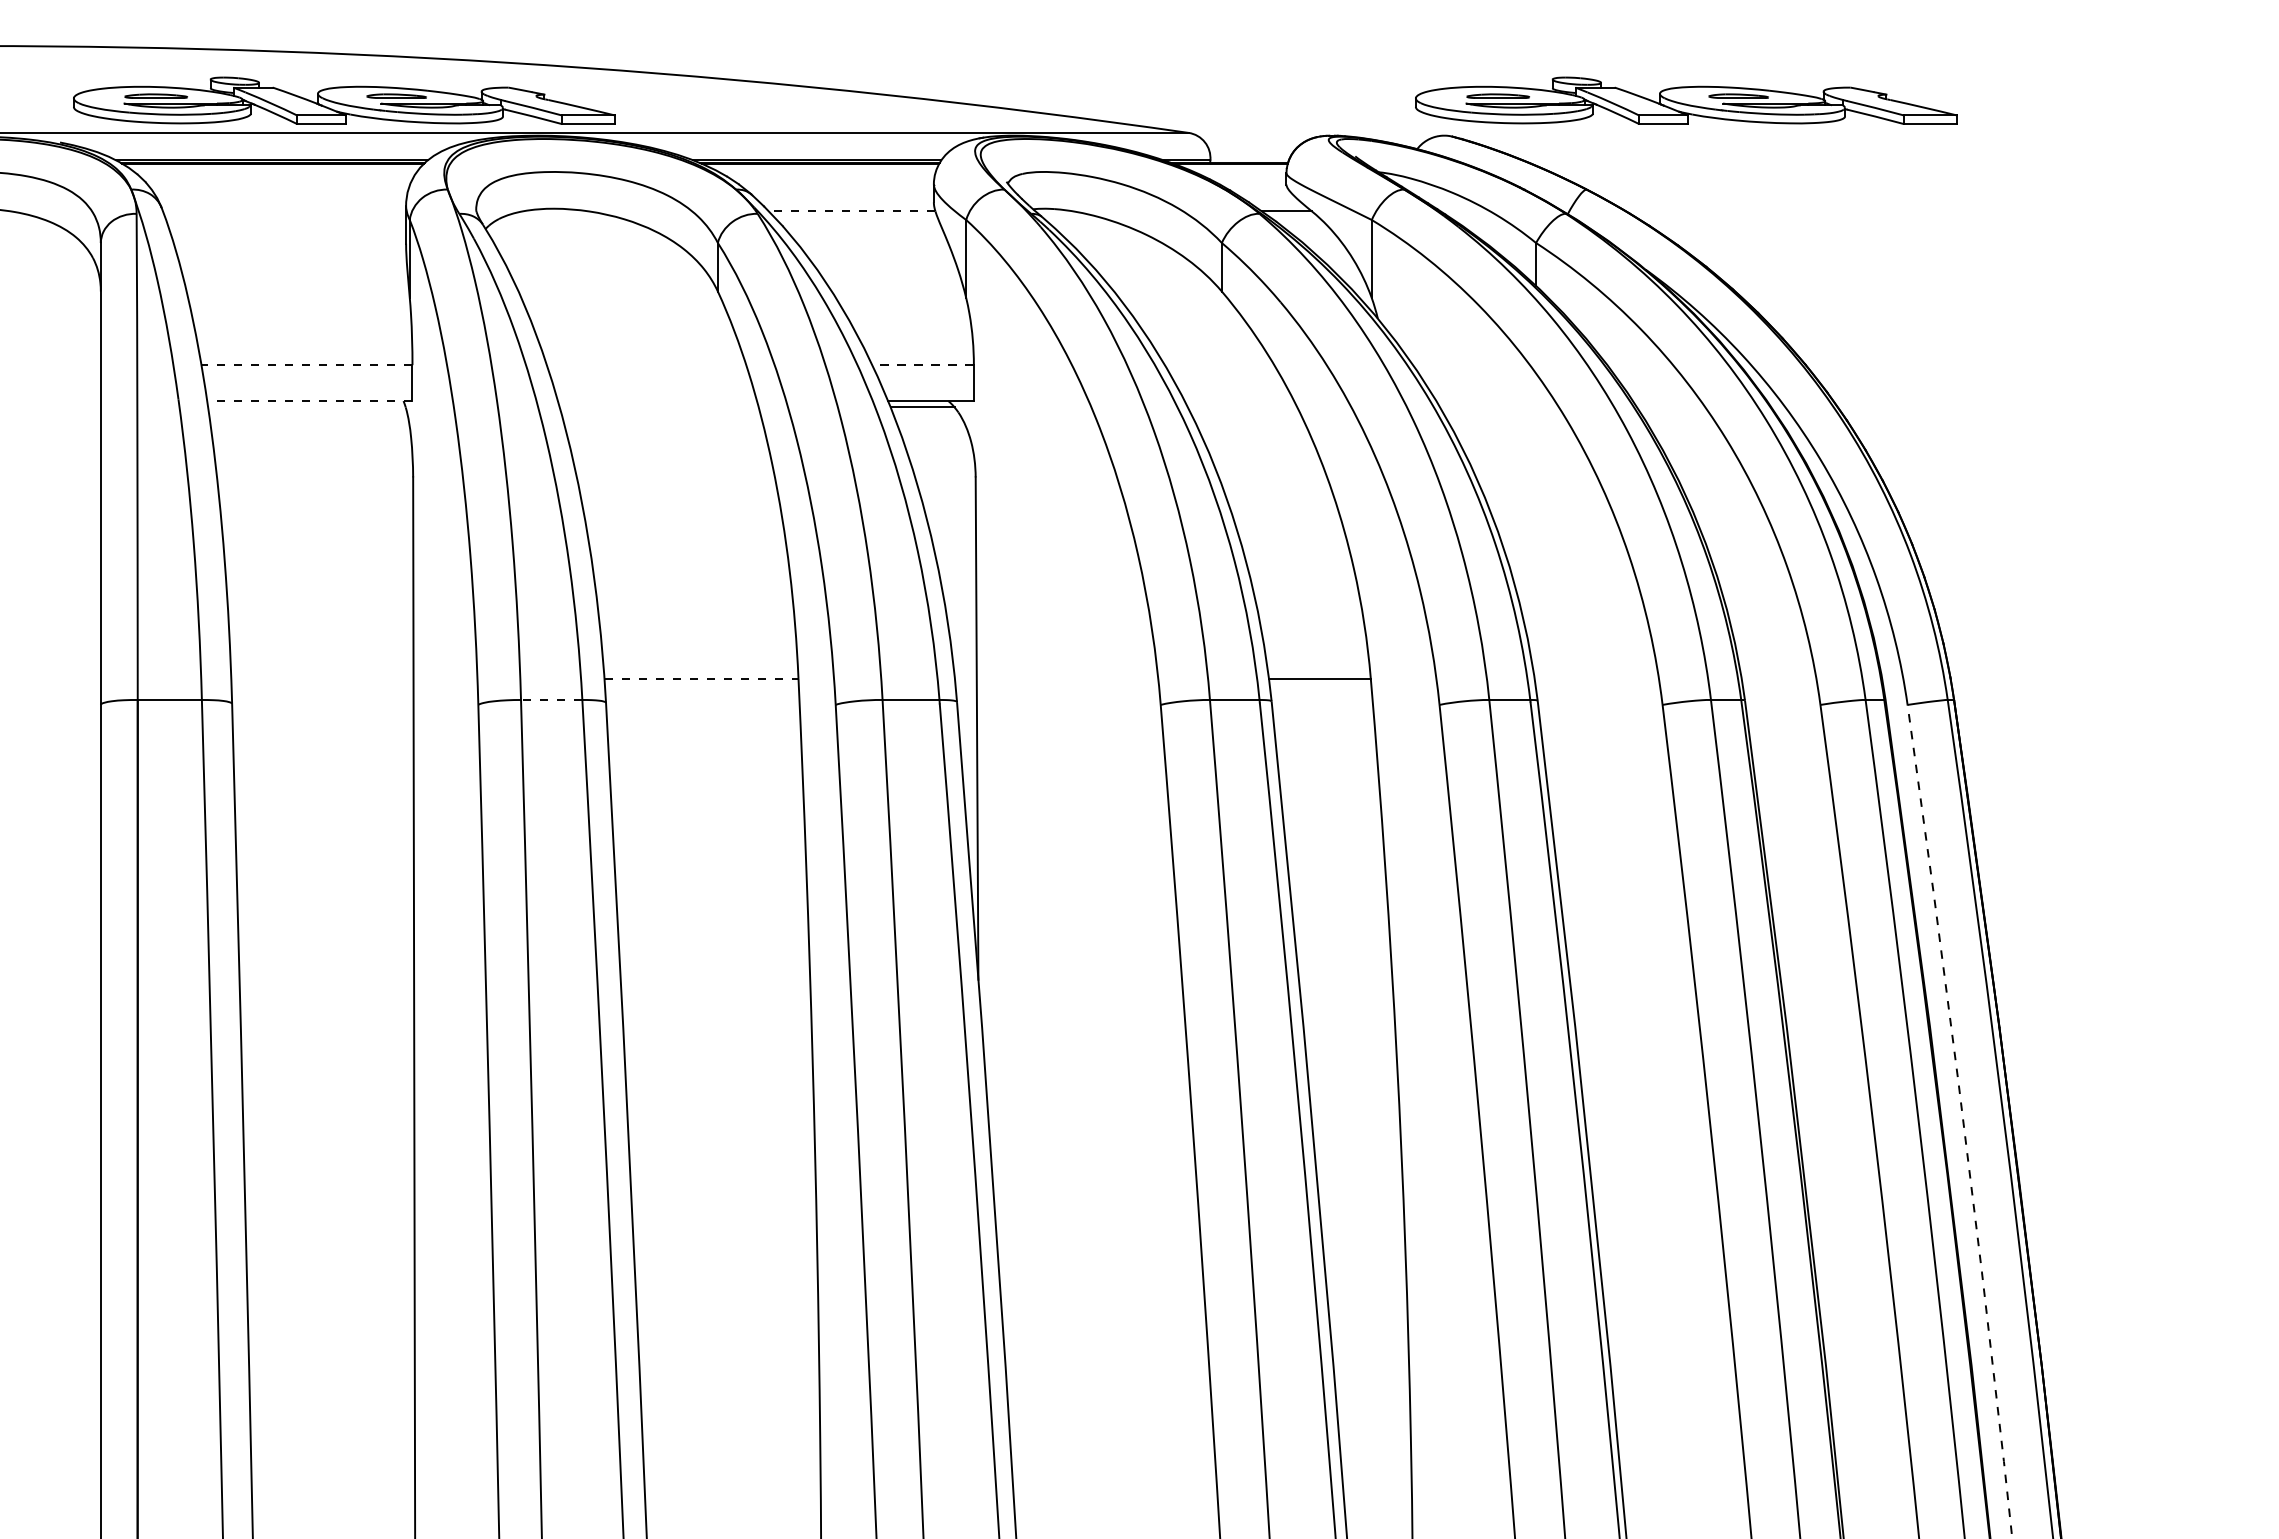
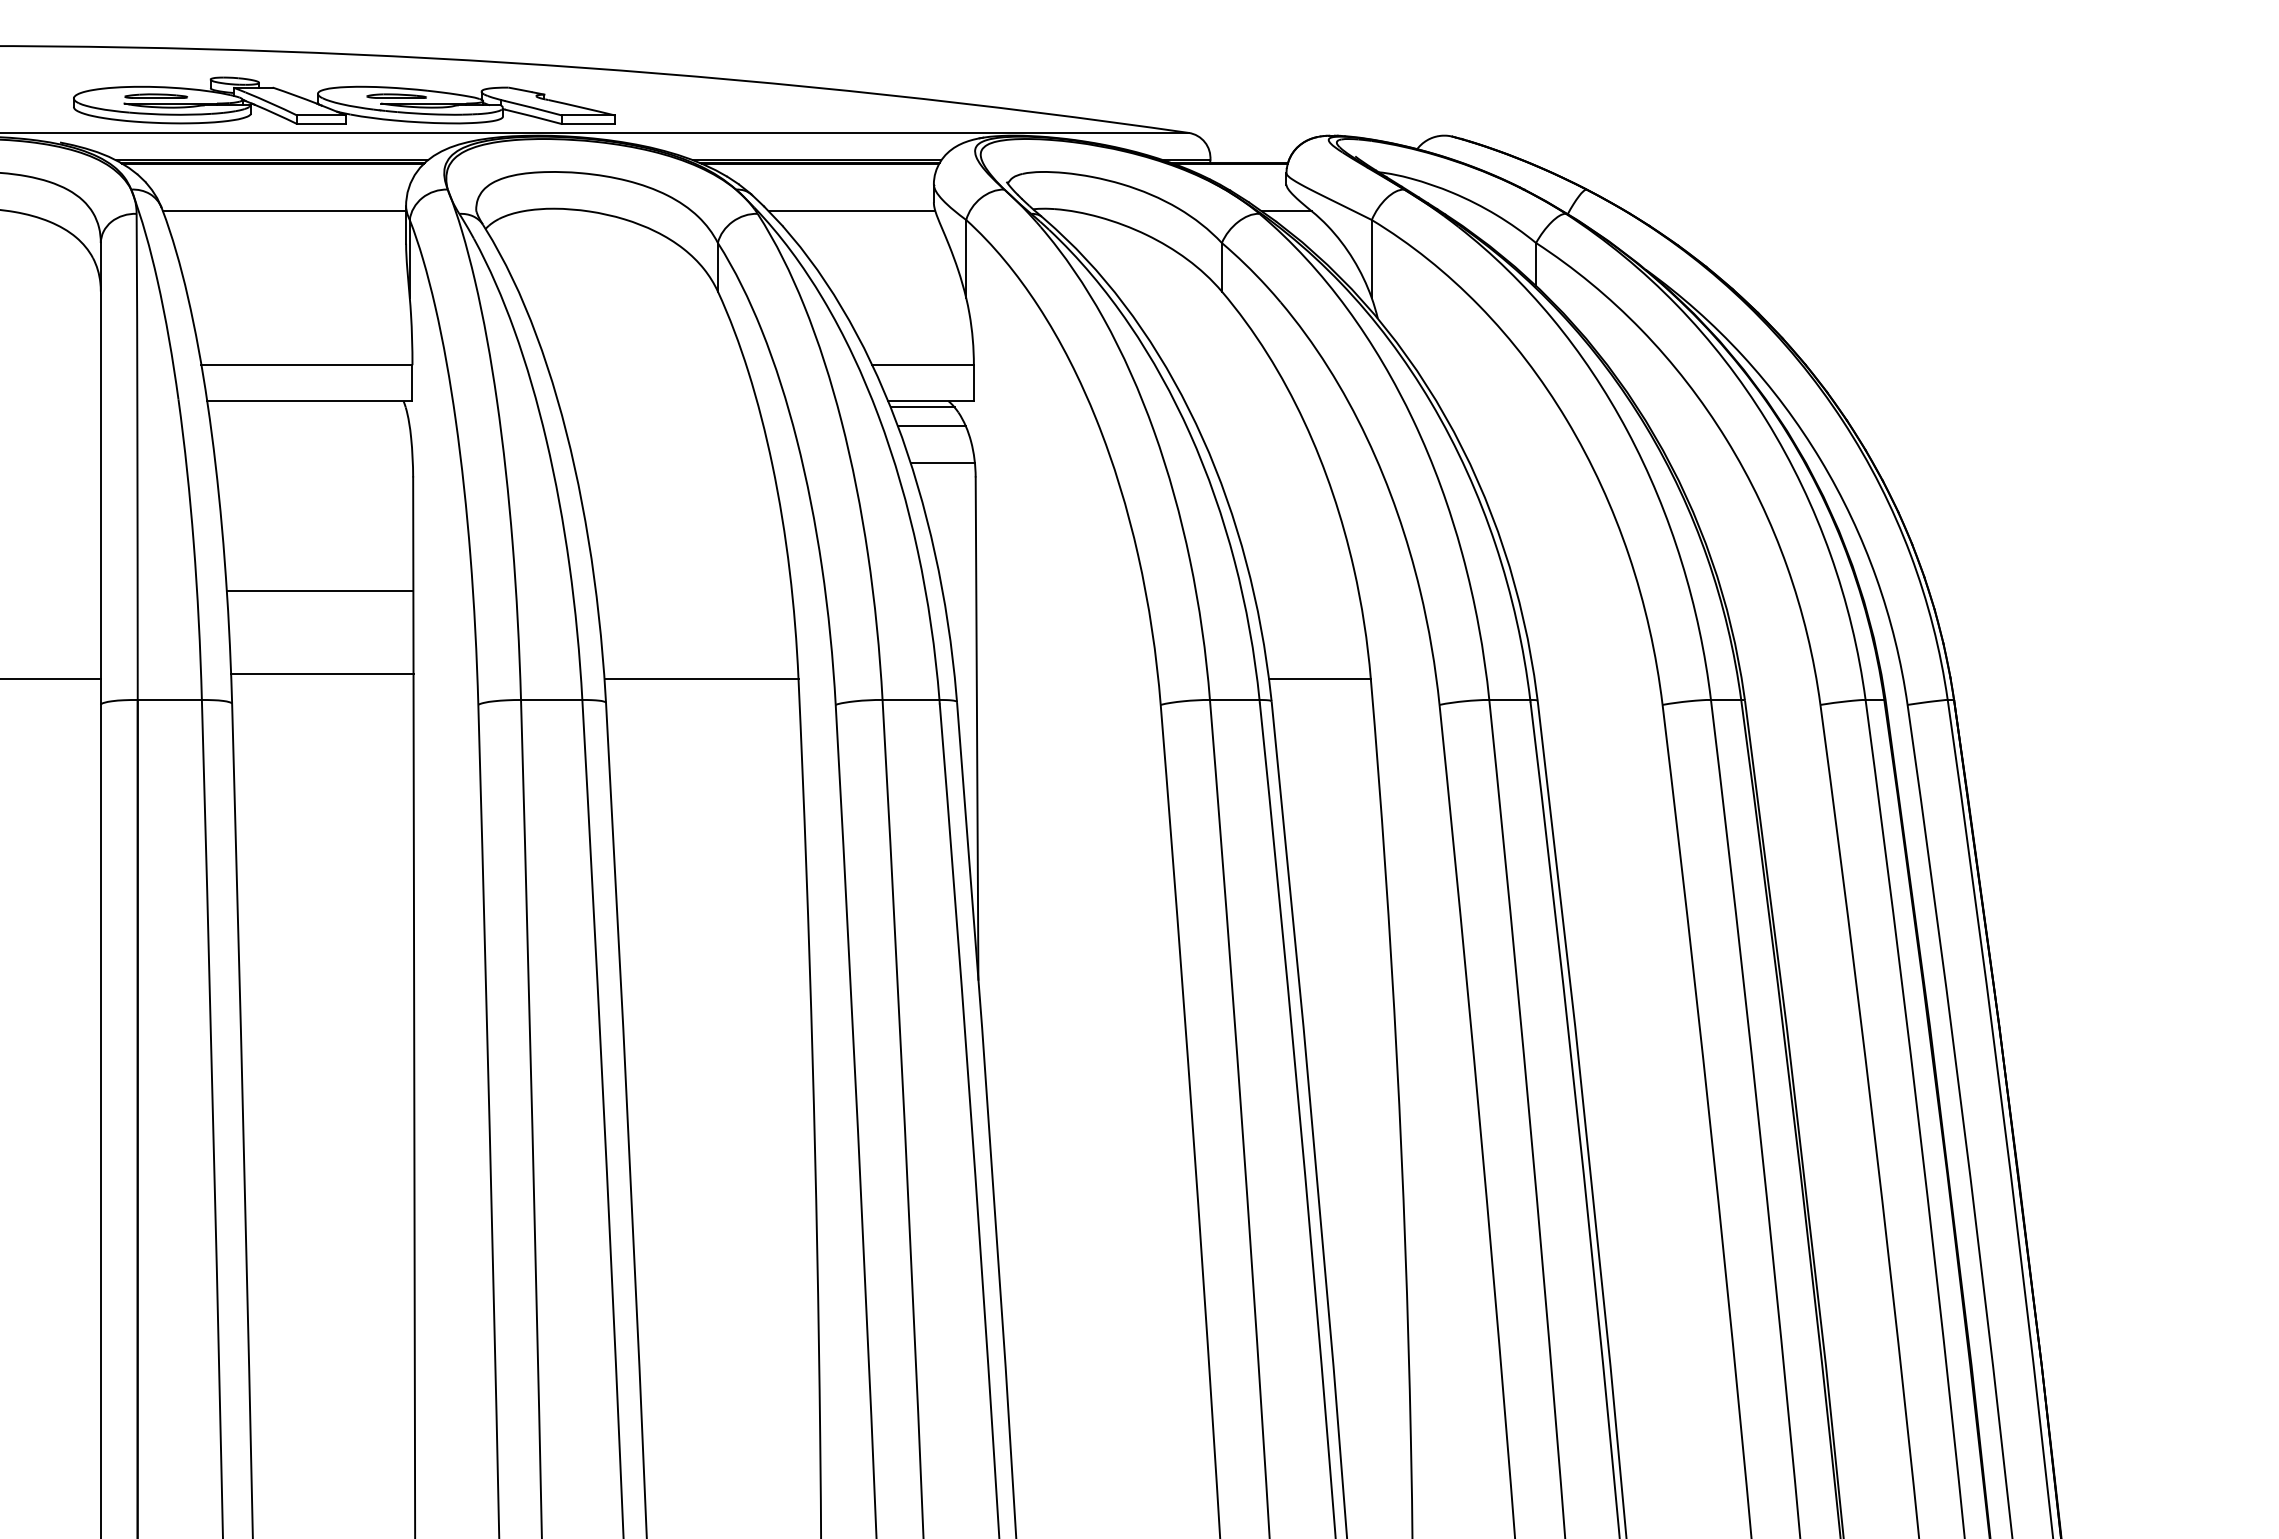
part: present -> none (1686, 100)
line: none -> present (284, 211)
line: dashed -> solid (851, 211)
line: dashed -> solid (306, 365)
line: dashed -> solid (923, 365)
line: dashed -> solid (309, 401)
line: none -> present (931, 426)
line: none -> present (942, 462)
line: none -> present (319, 591)
line: none -> present (322, 674)
line: none -> present (51, 678)
line: dashed -> solid (701, 678)
line: dashed -> solid (551, 699)
arc: dashed -> solid (1963, 1121)
